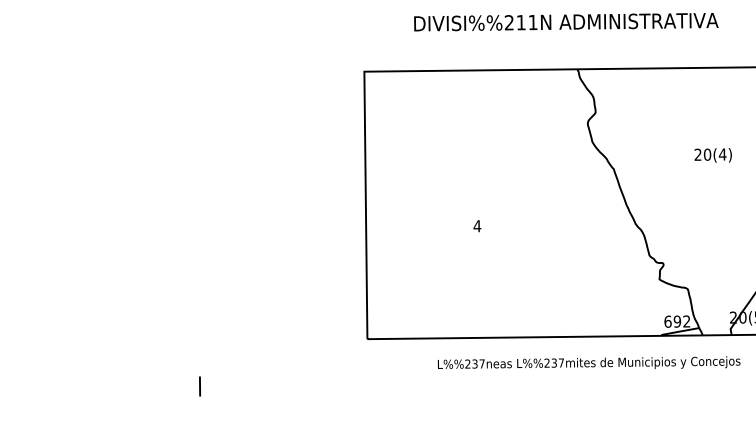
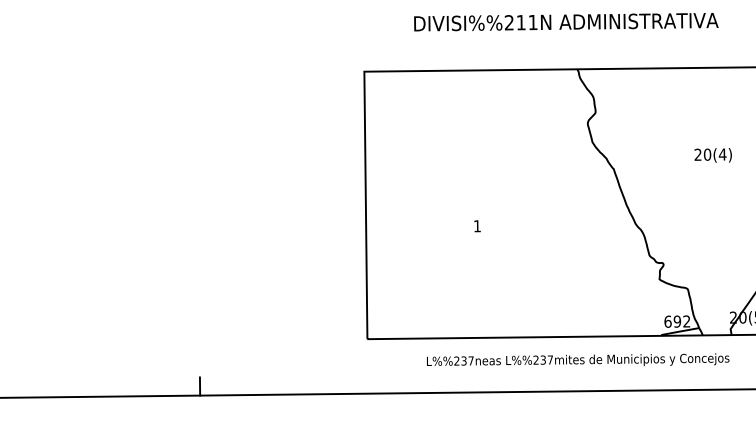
text: 4 -> 1 (477, 226)
text position: (588, 362) -> (577, 359) (577, 359)
line: none -> present (377, 393)
